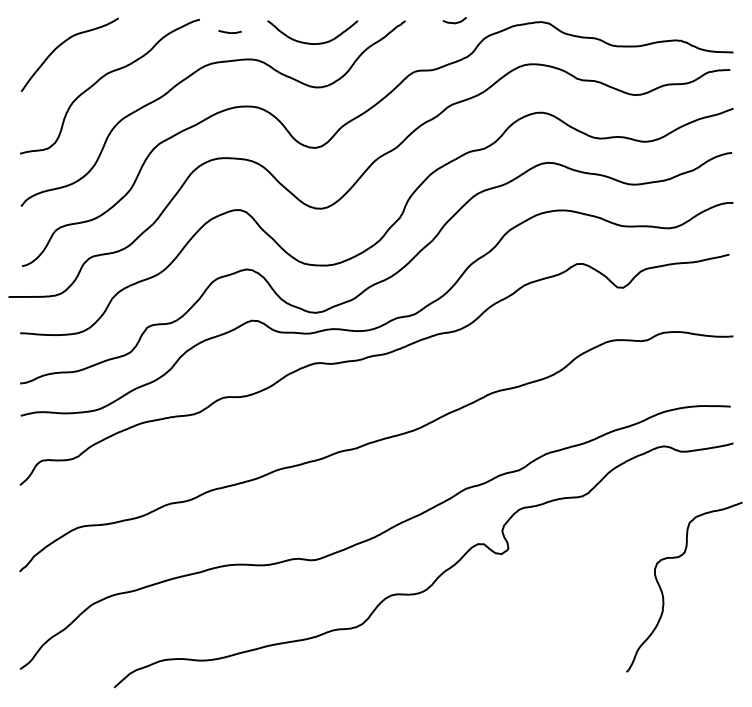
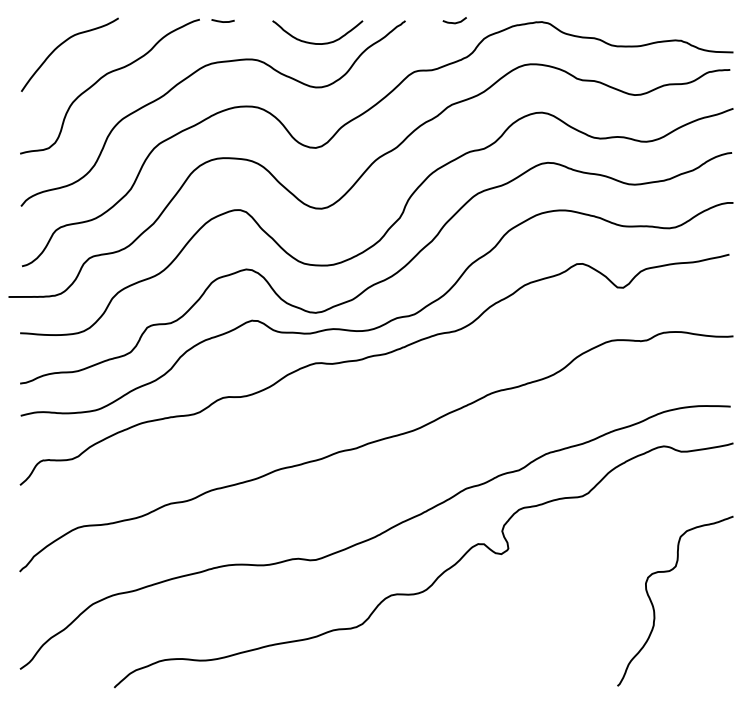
line position: (228, 31) -> (221, 20) (221, 20)
curve position: (309, 42) -> (314, 42) (314, 42)
curve position: (663, 593) -> (654, 607) (654, 607)
